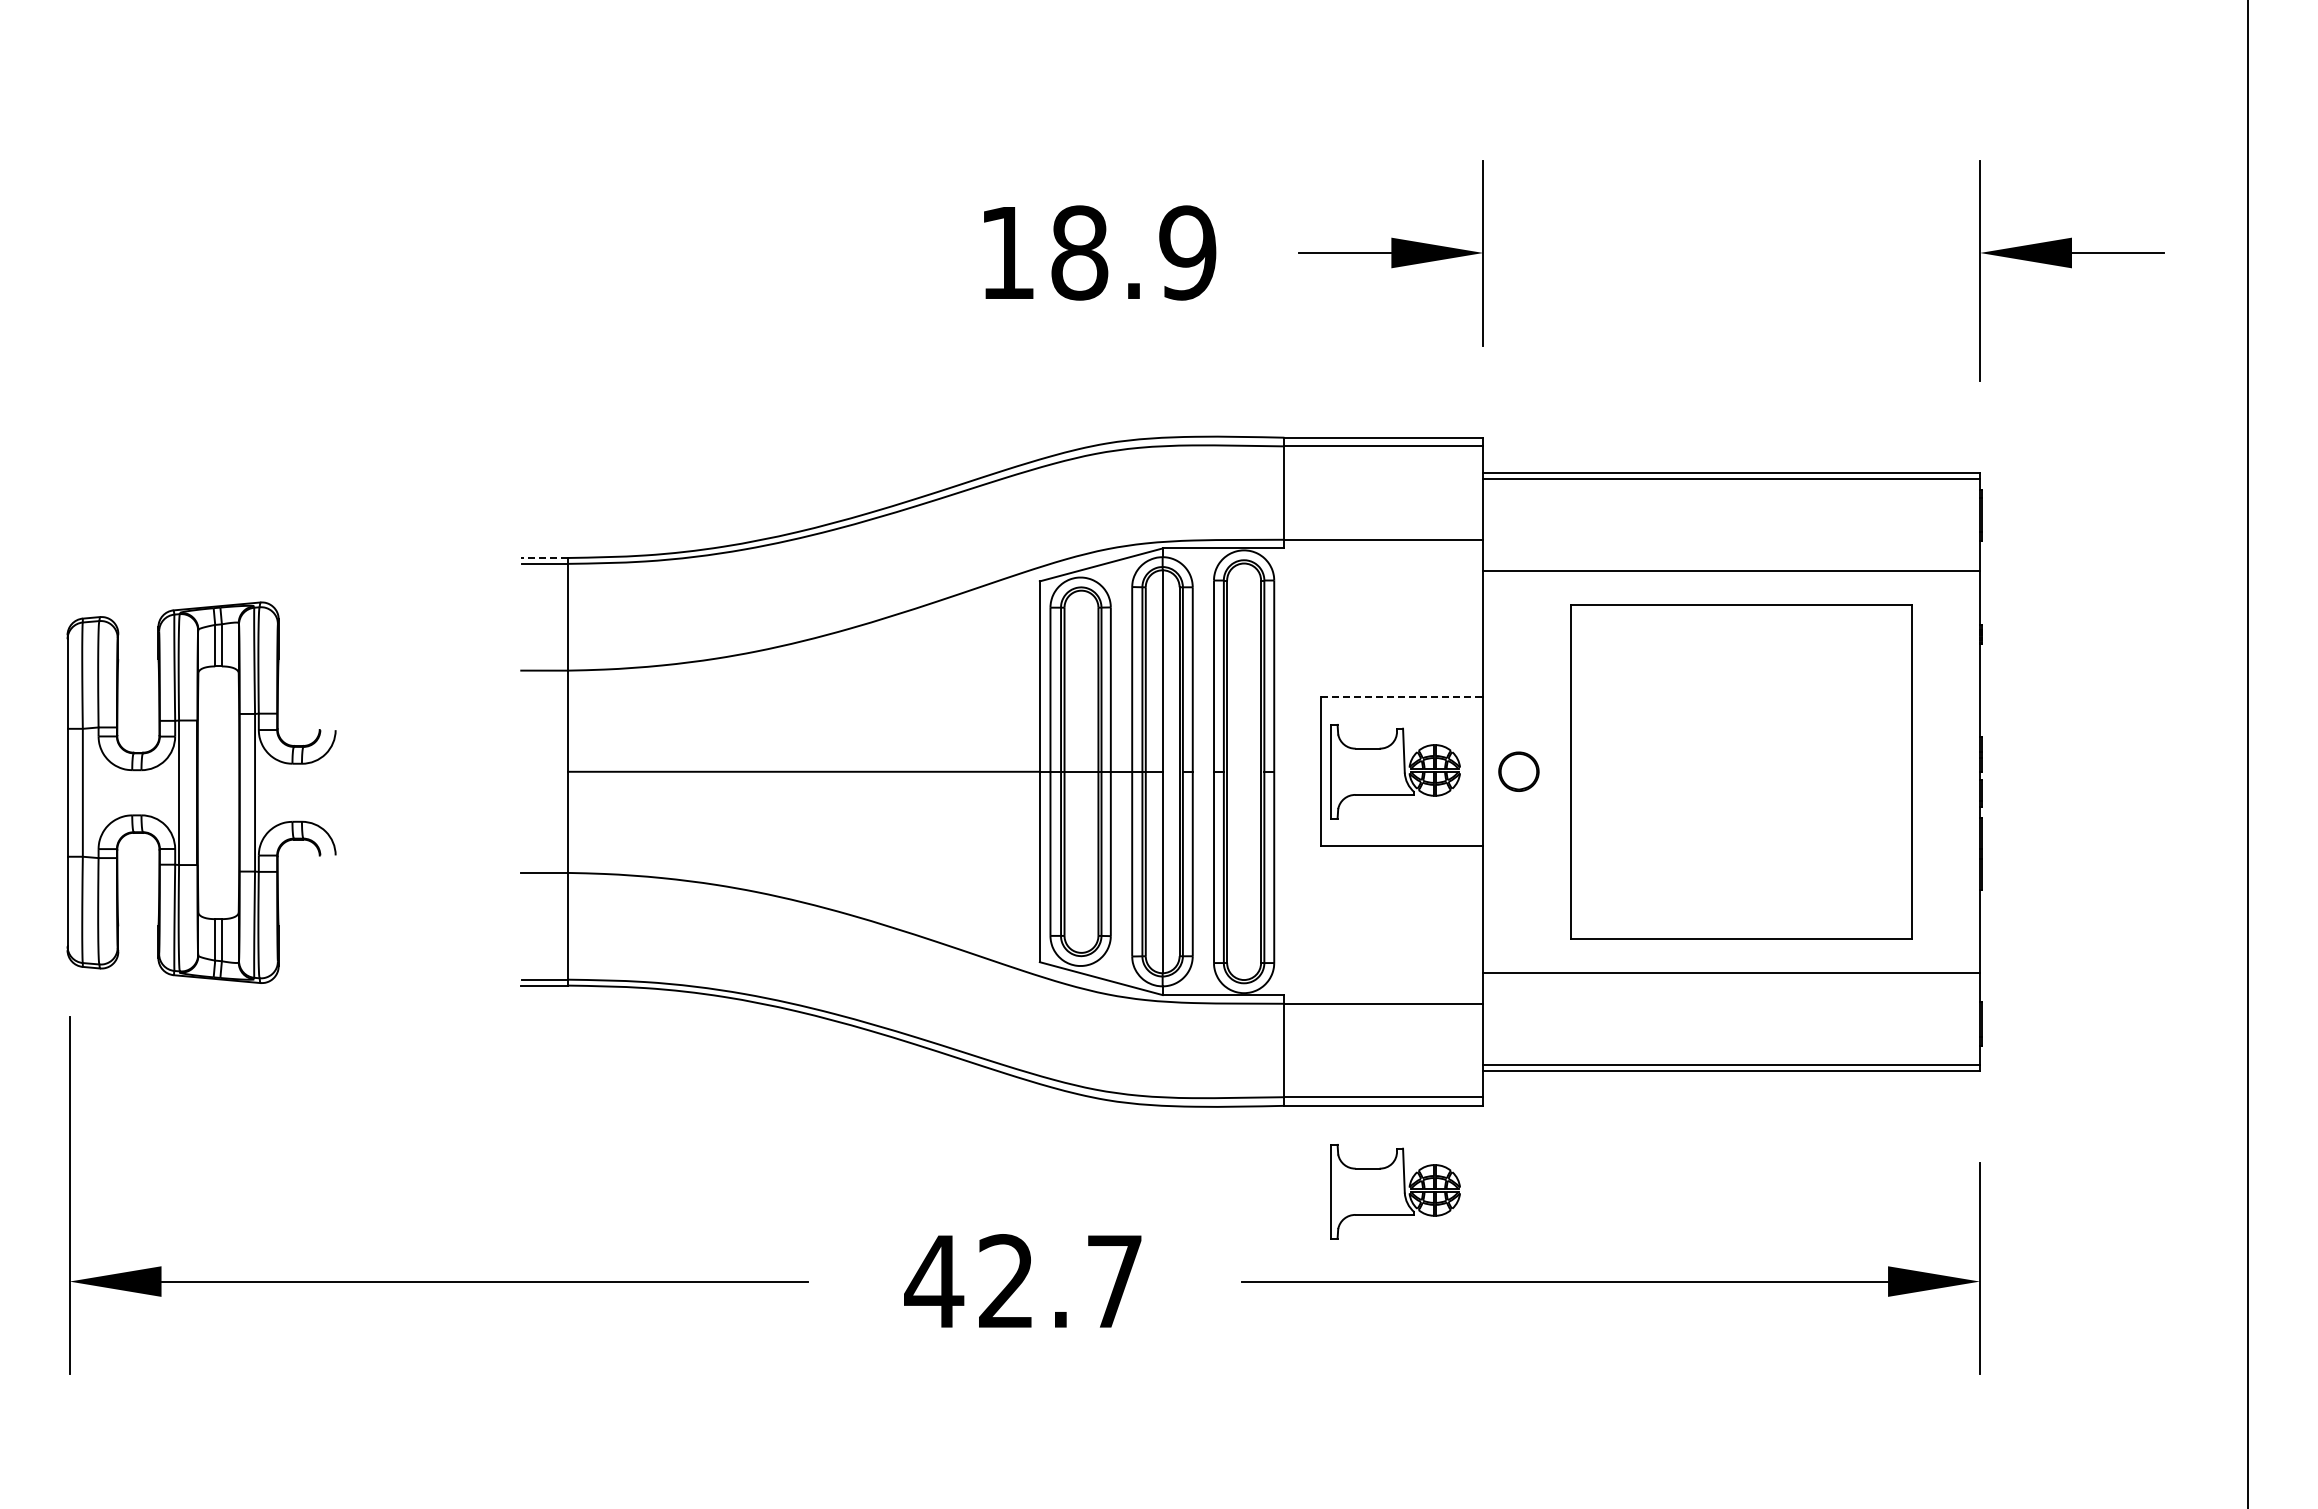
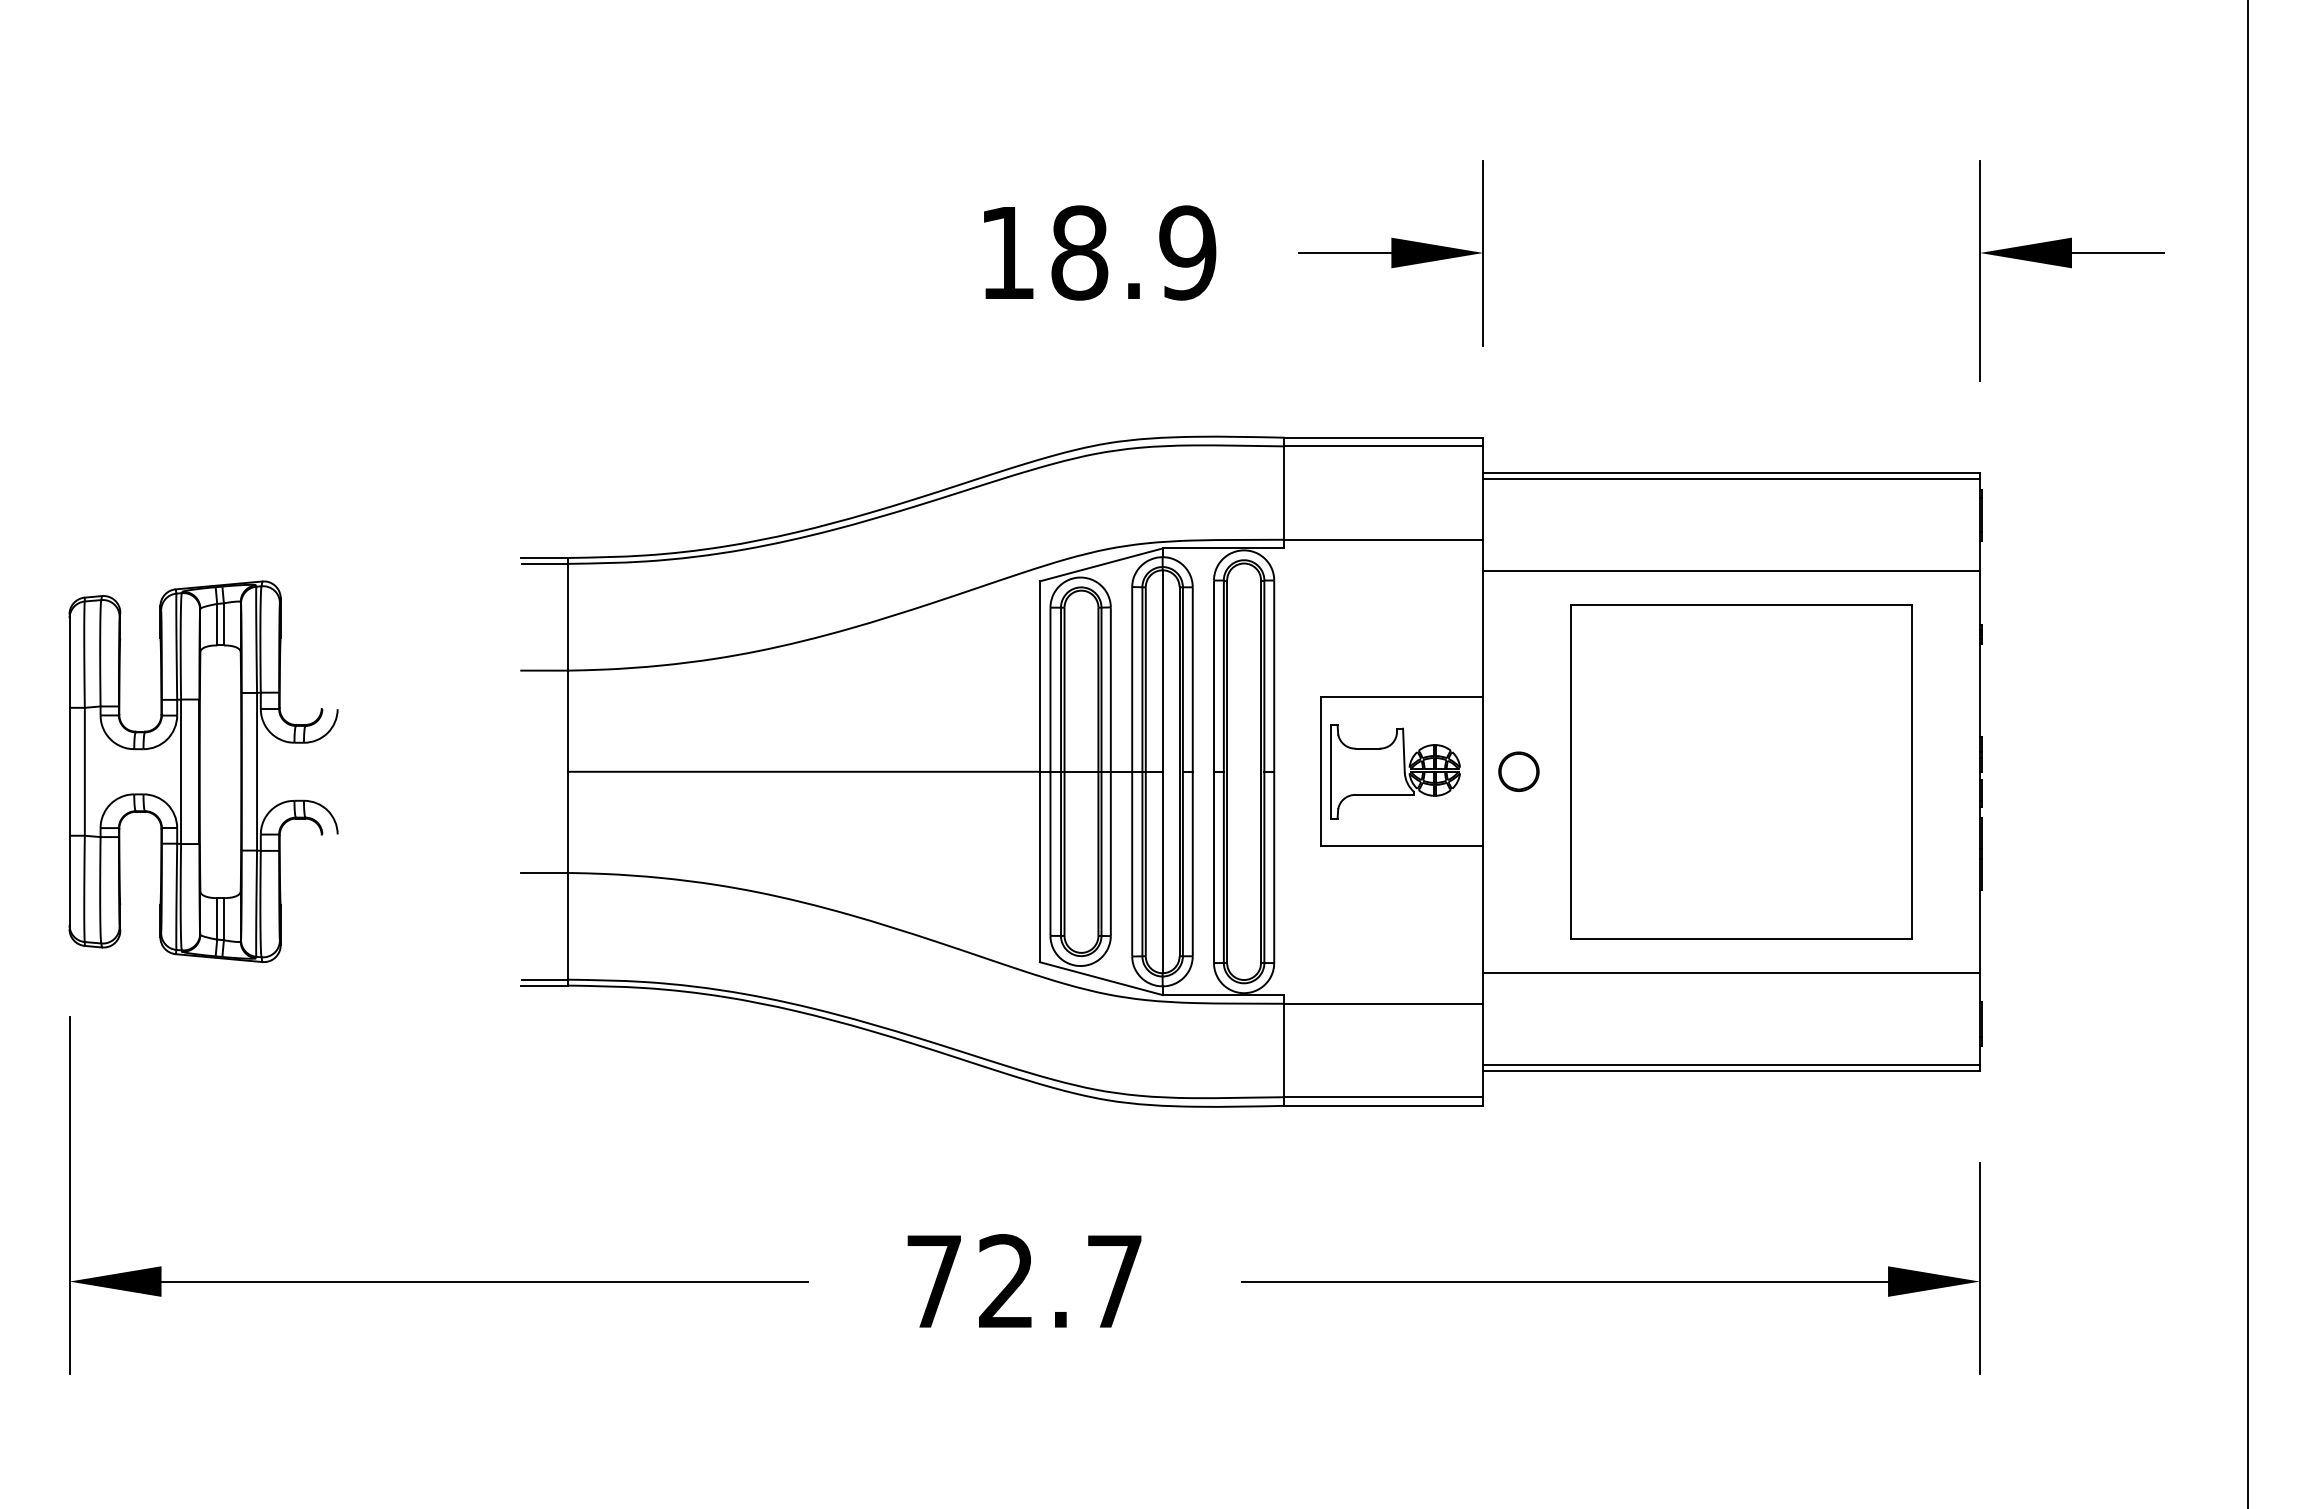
line: dashed -> solid (544, 557)
line: dashed -> solid (1402, 697)
part position: (201, 792) -> (203, 771) (203, 771)
part: present -> none (1395, 1191)
text: 42.7 -> 72.7 (934, 1281)
